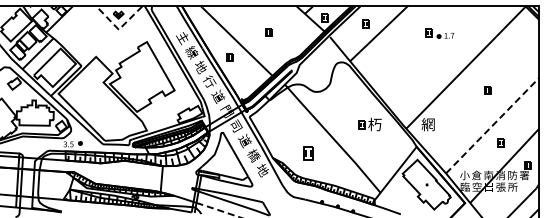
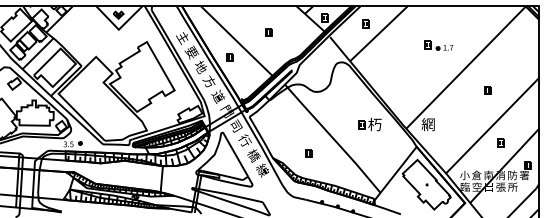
line: dashed -> solid (118, 29)
part position: (439, 33) -> (438, 45) (438, 45)
text: 線 -> 要 (191, 52)
text: 行 -> 方 (209, 81)
line: dashed -> solid (492, 125)
text: 道 -> 行 (244, 140)
part size: 11x15 px -> 8x9 px (308, 153)
text: 地 -> 線 (262, 170)
line: dashed -> solid (217, 209)
